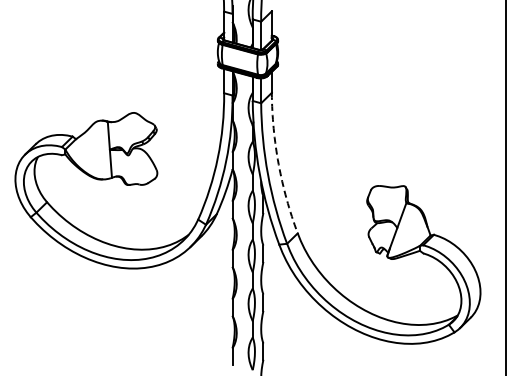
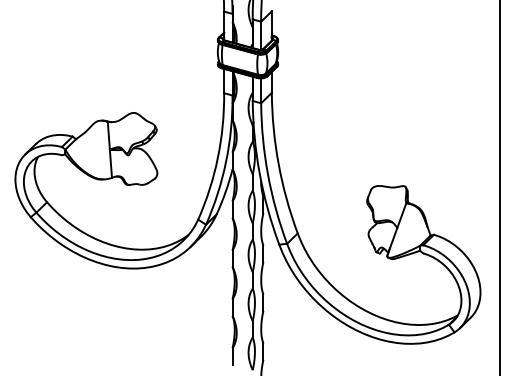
arc: dashed -> solid (278, 164)
line position: (505, 187) -> (499, 187) (499, 187)
